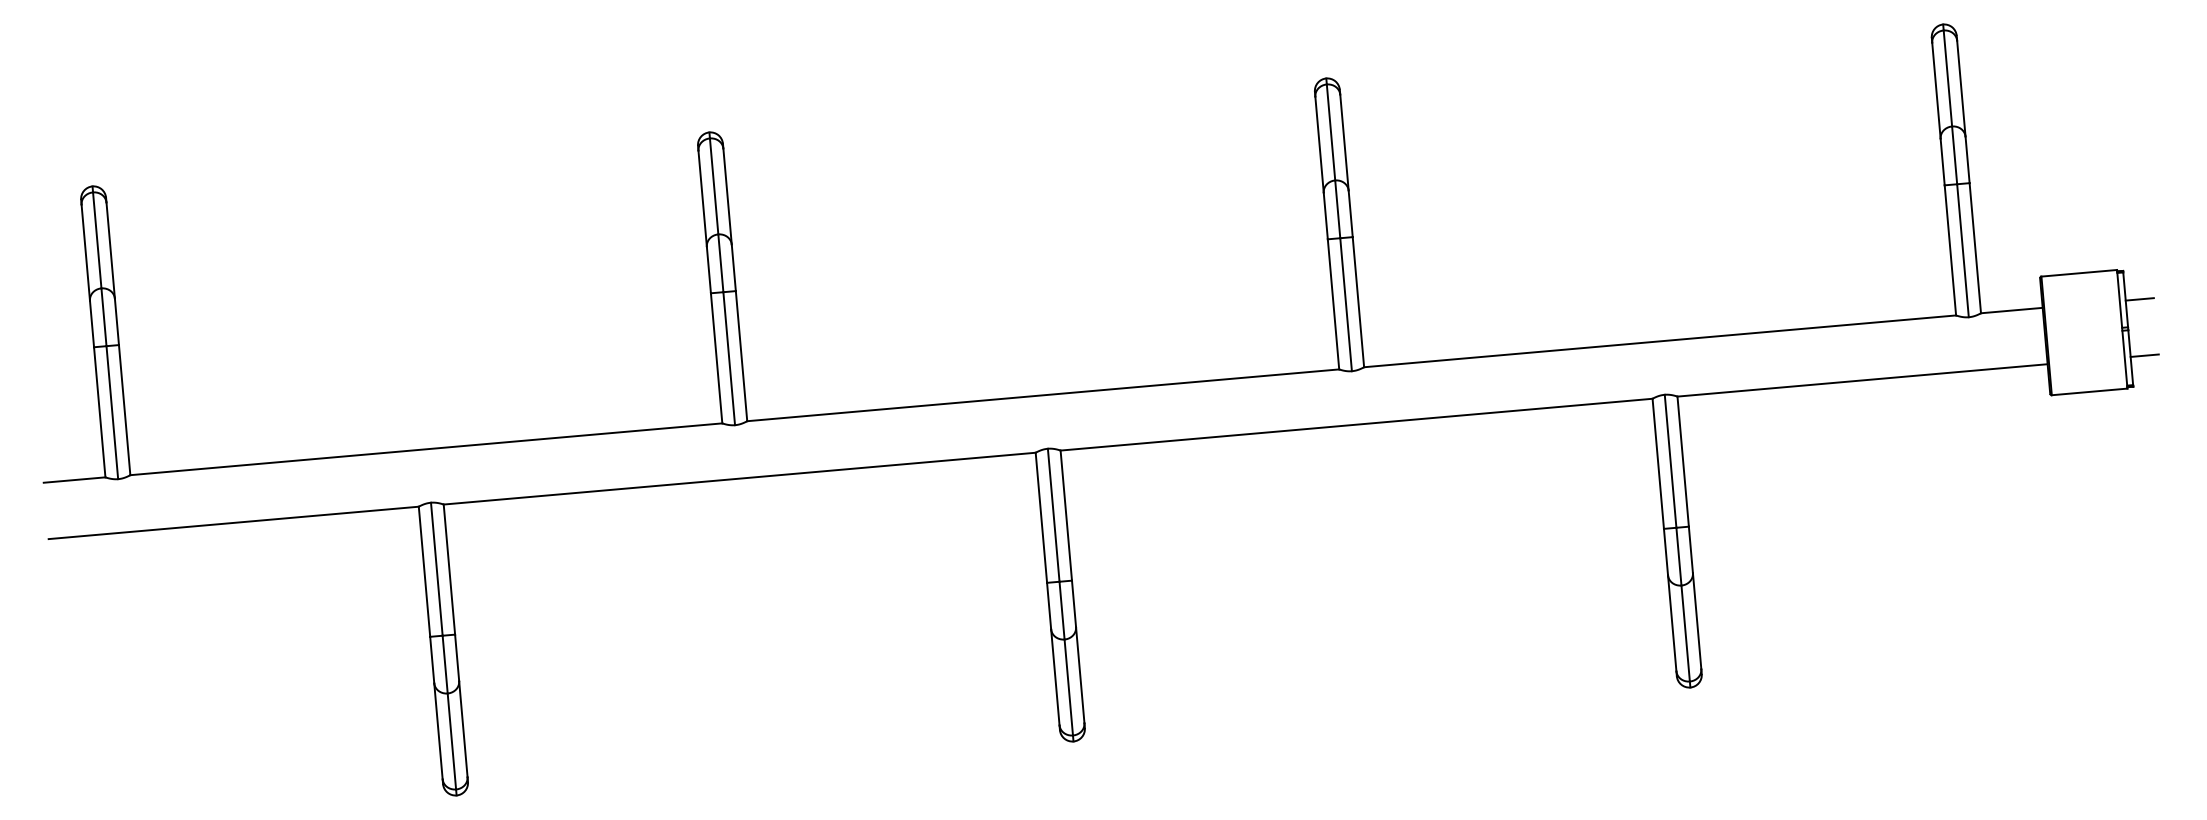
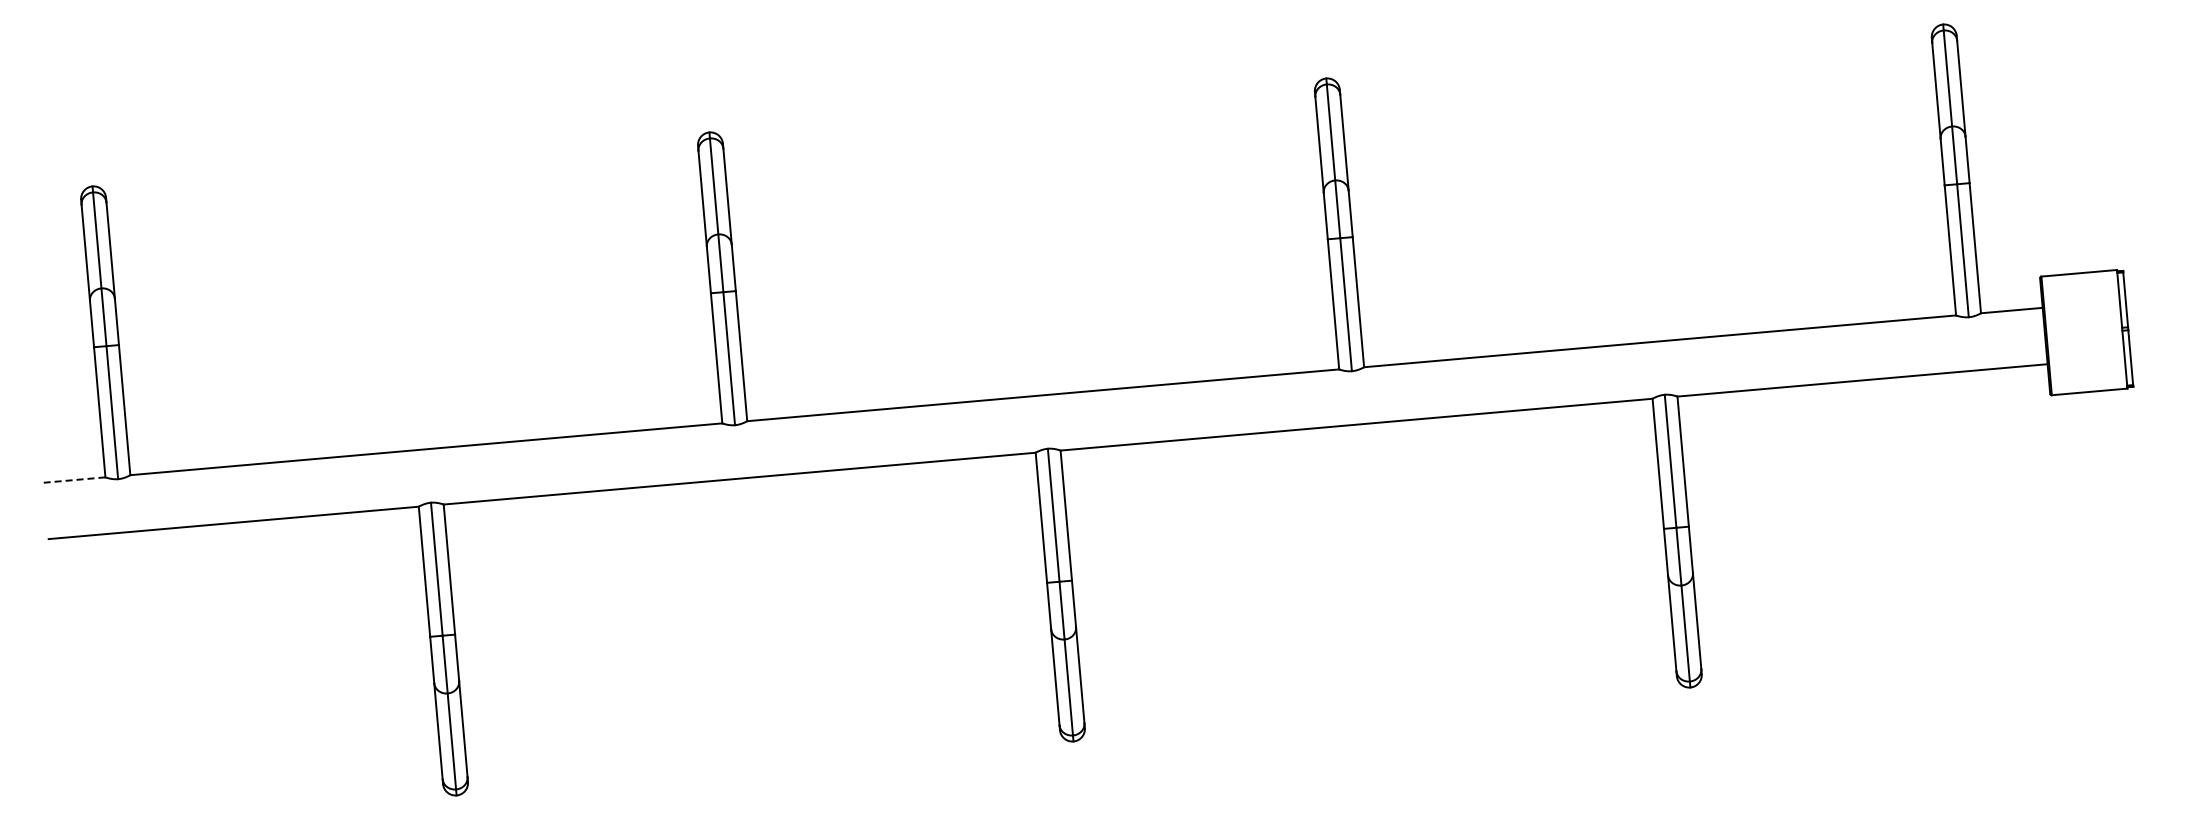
line: present -> none (2139, 299)
line: present -> none (2144, 355)
line: solid -> dashed (74, 480)
